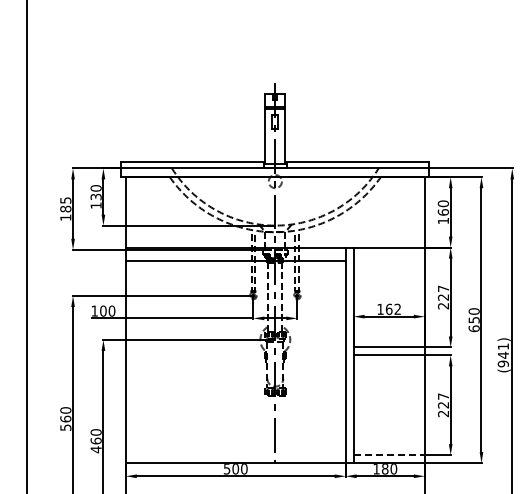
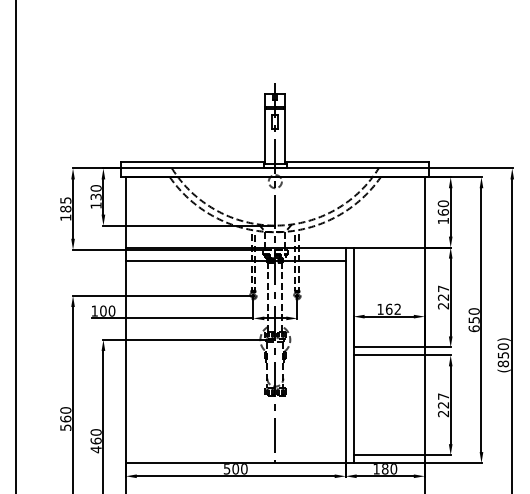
line position: (26, 246) -> (15, 246) (15, 246)
text: (941) -> (850) (502, 355)
line: dashed -> solid (389, 455)
